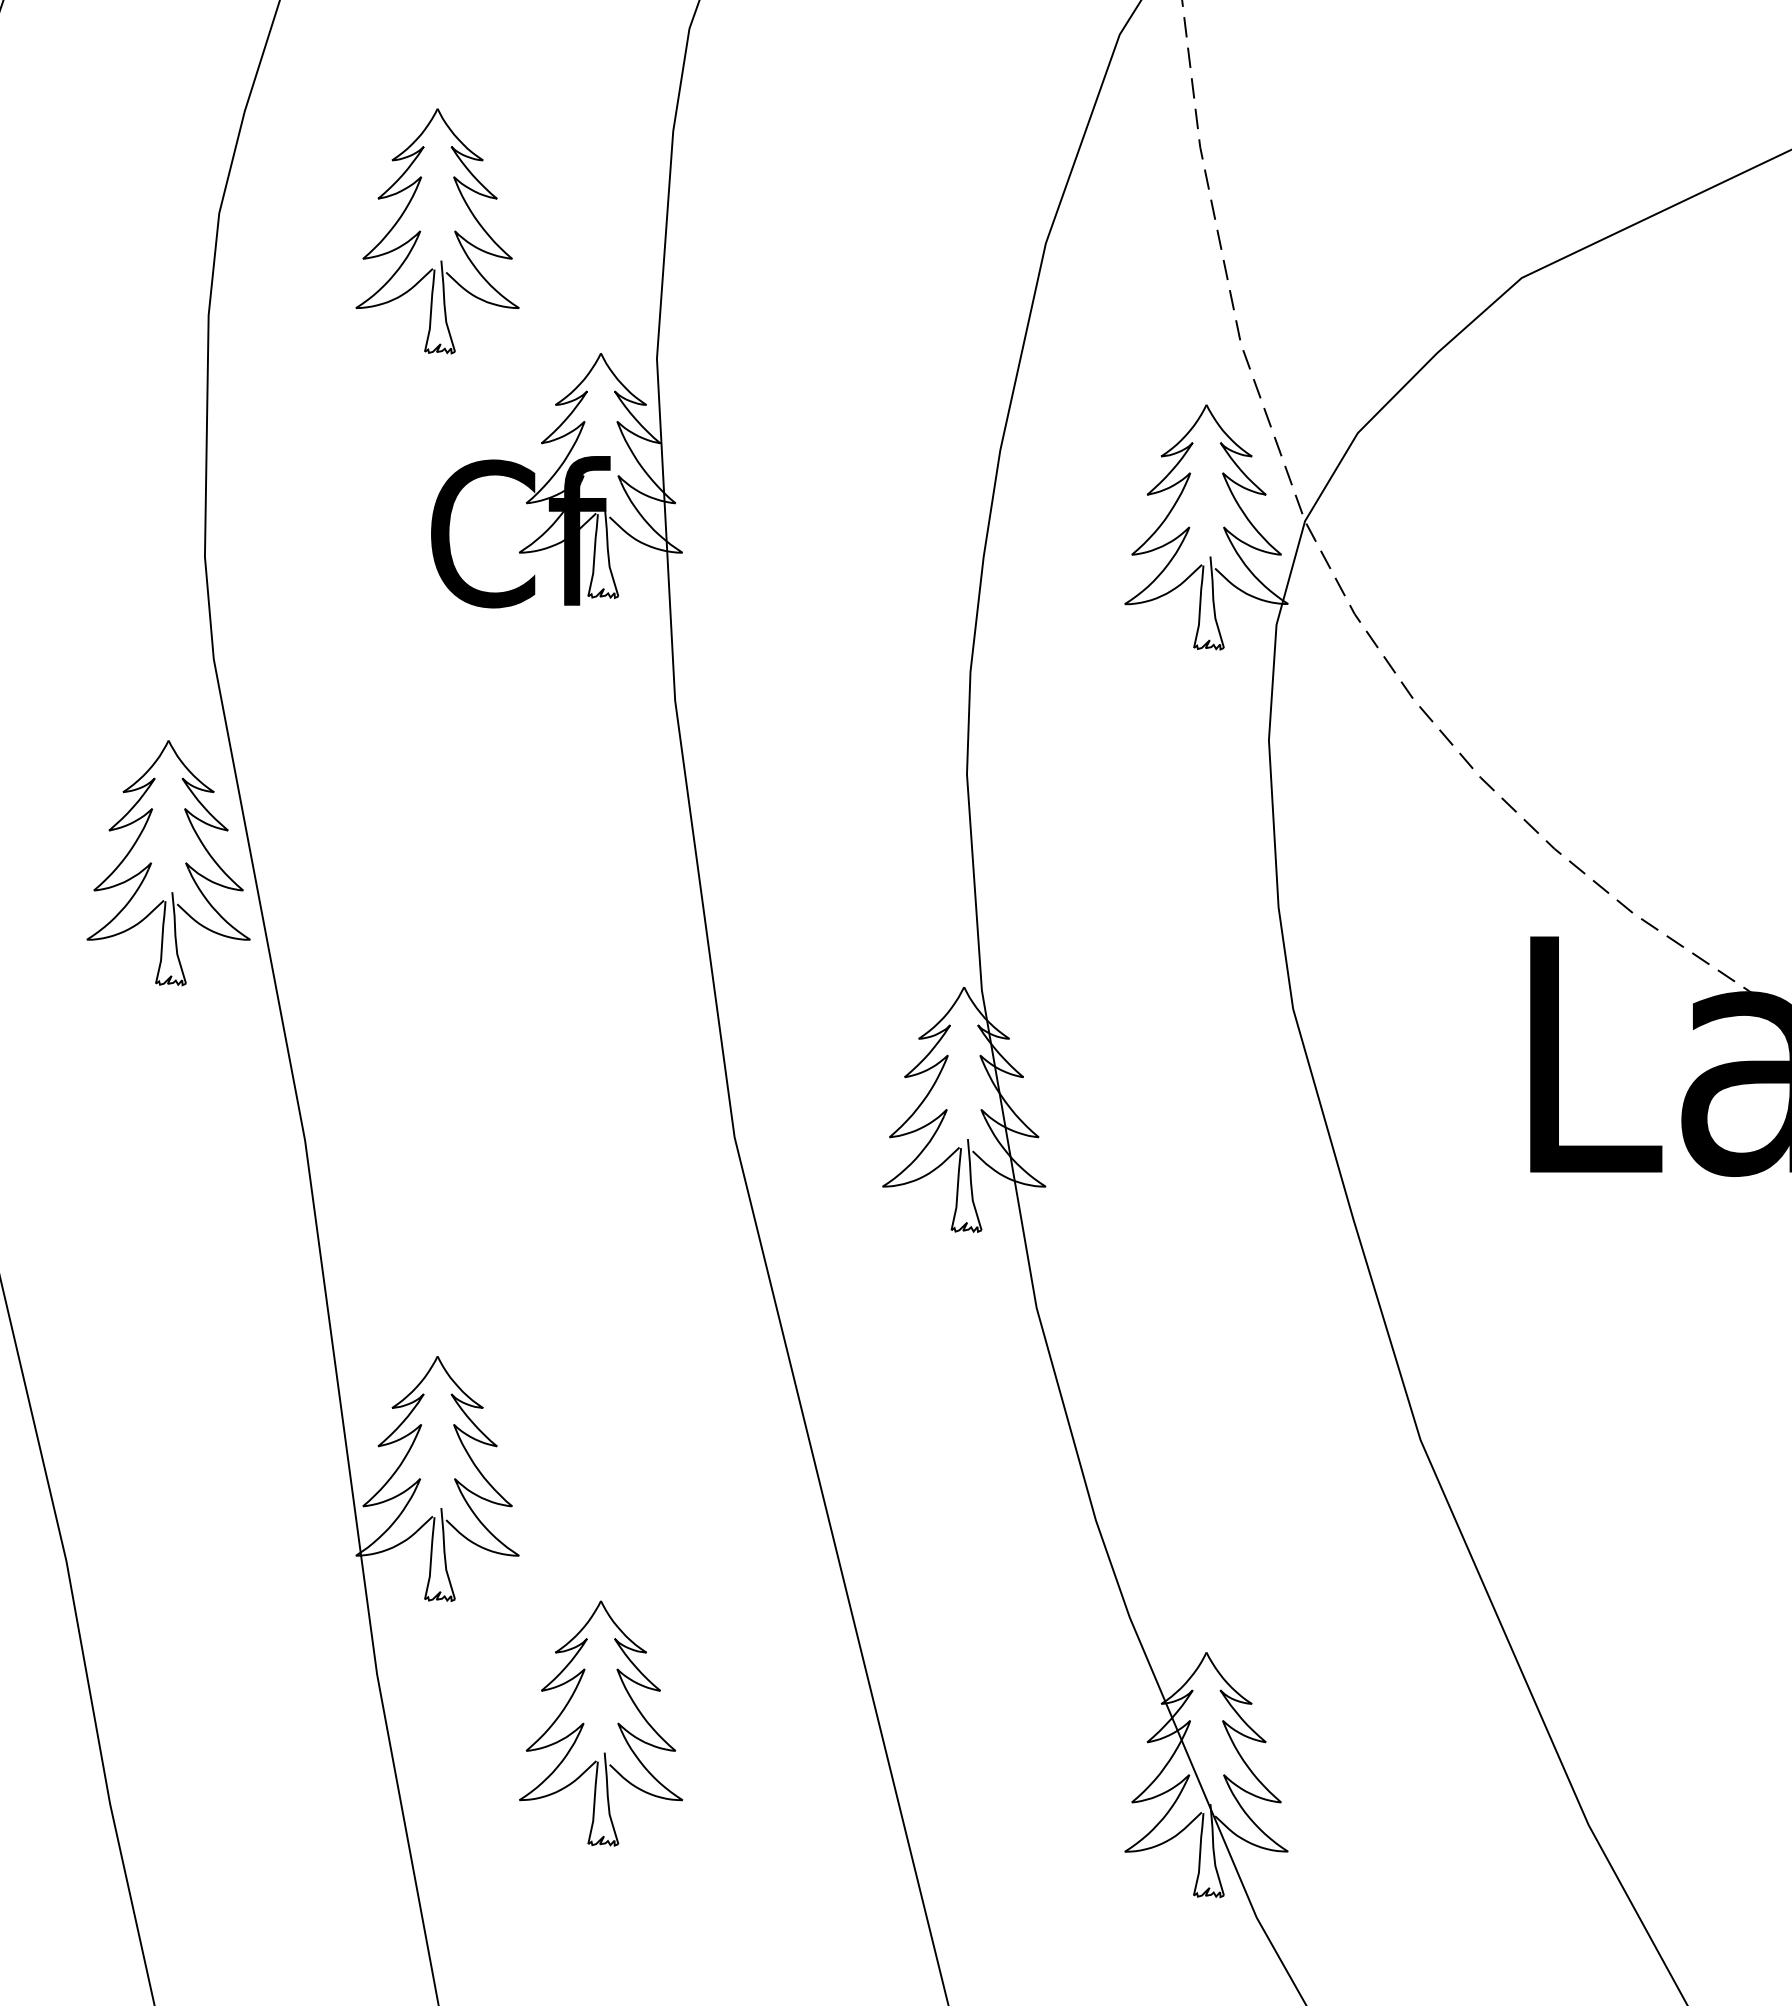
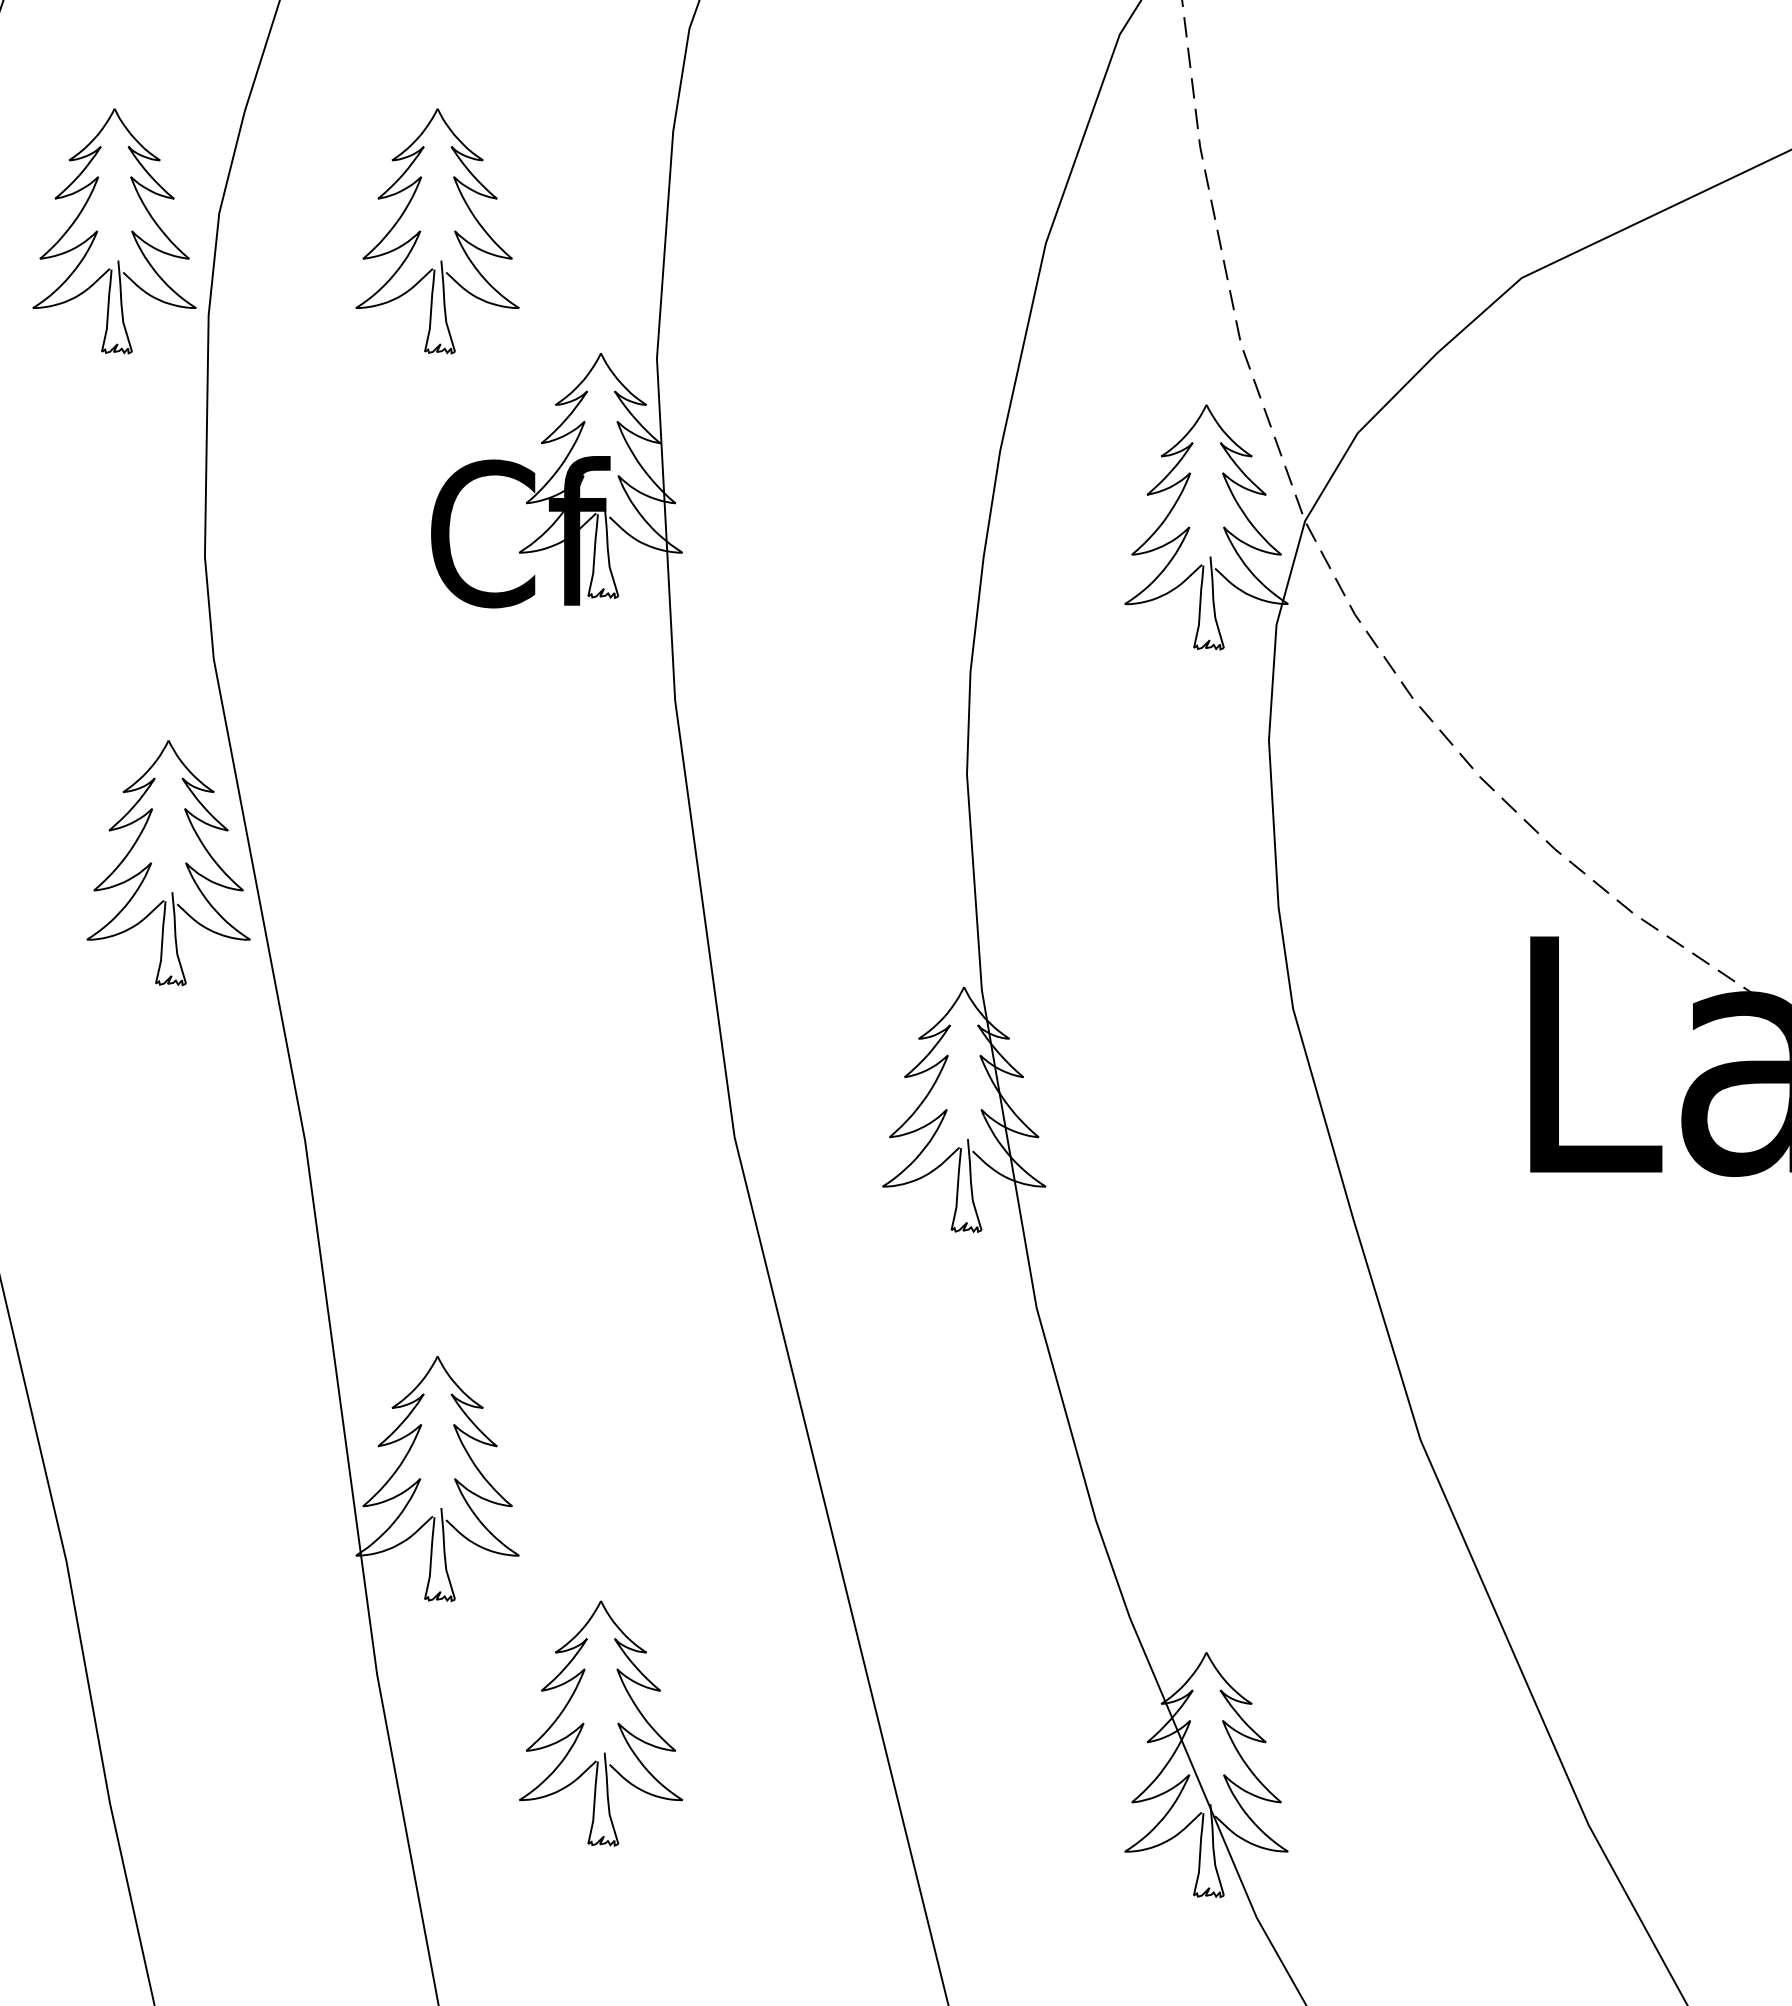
part: none -> present (98, 231)
